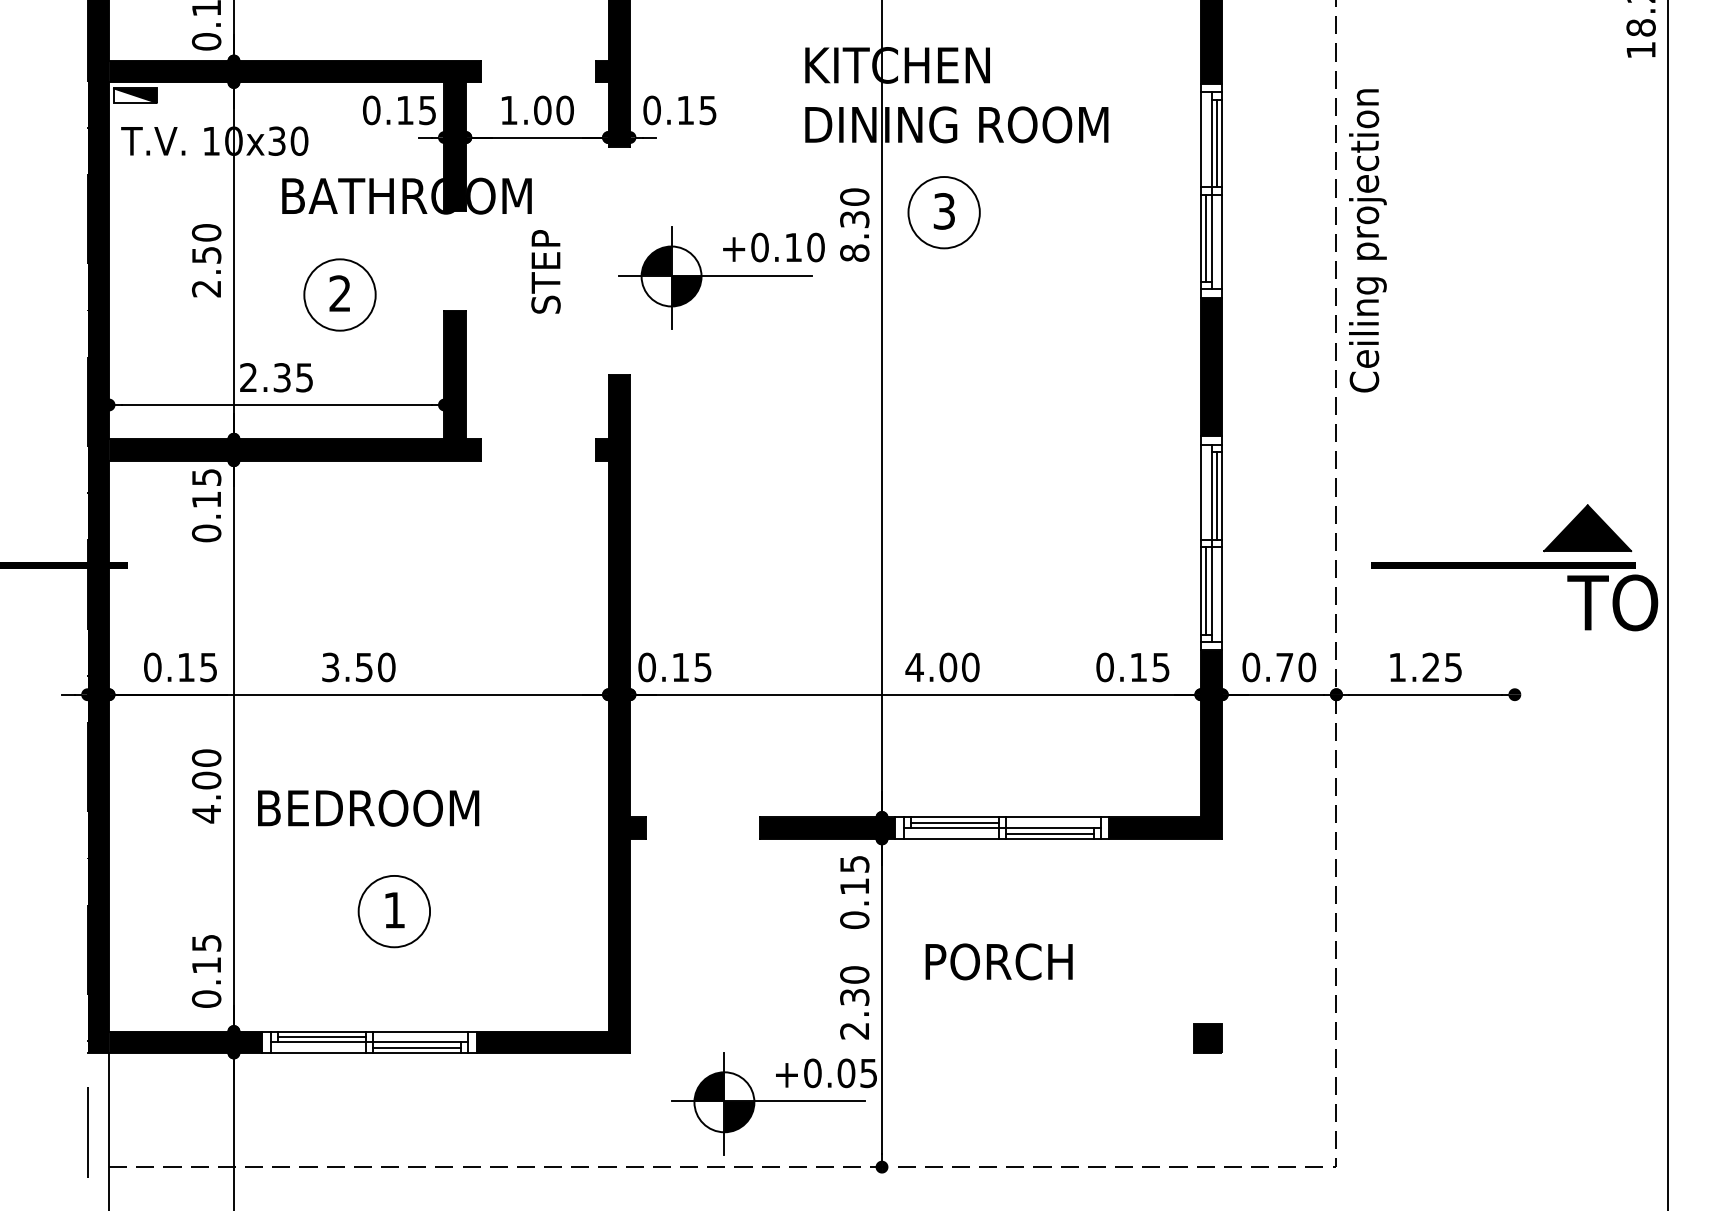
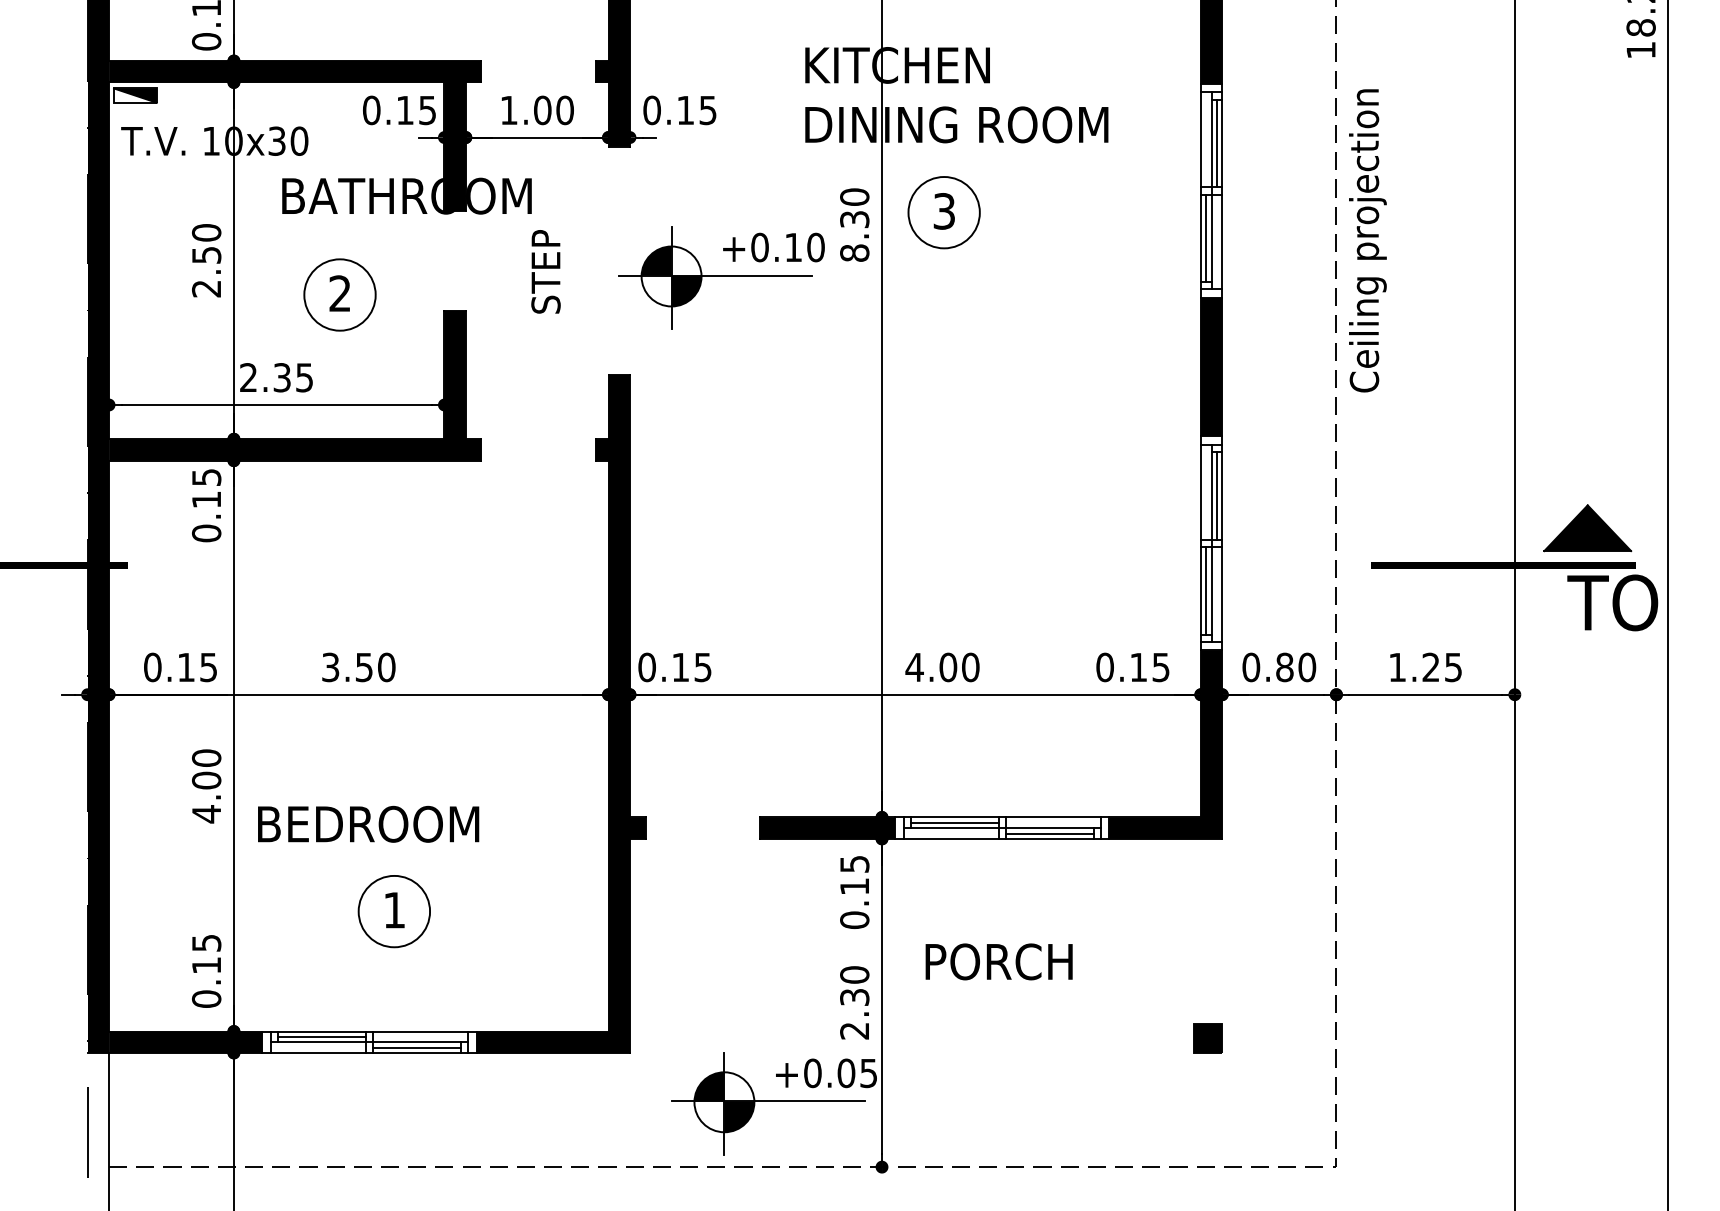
line: none -> present (1514, 604)
text: 0.70 -> 0.80 (1284, 667)
text position: (368, 807) -> (368, 823) (368, 823)
